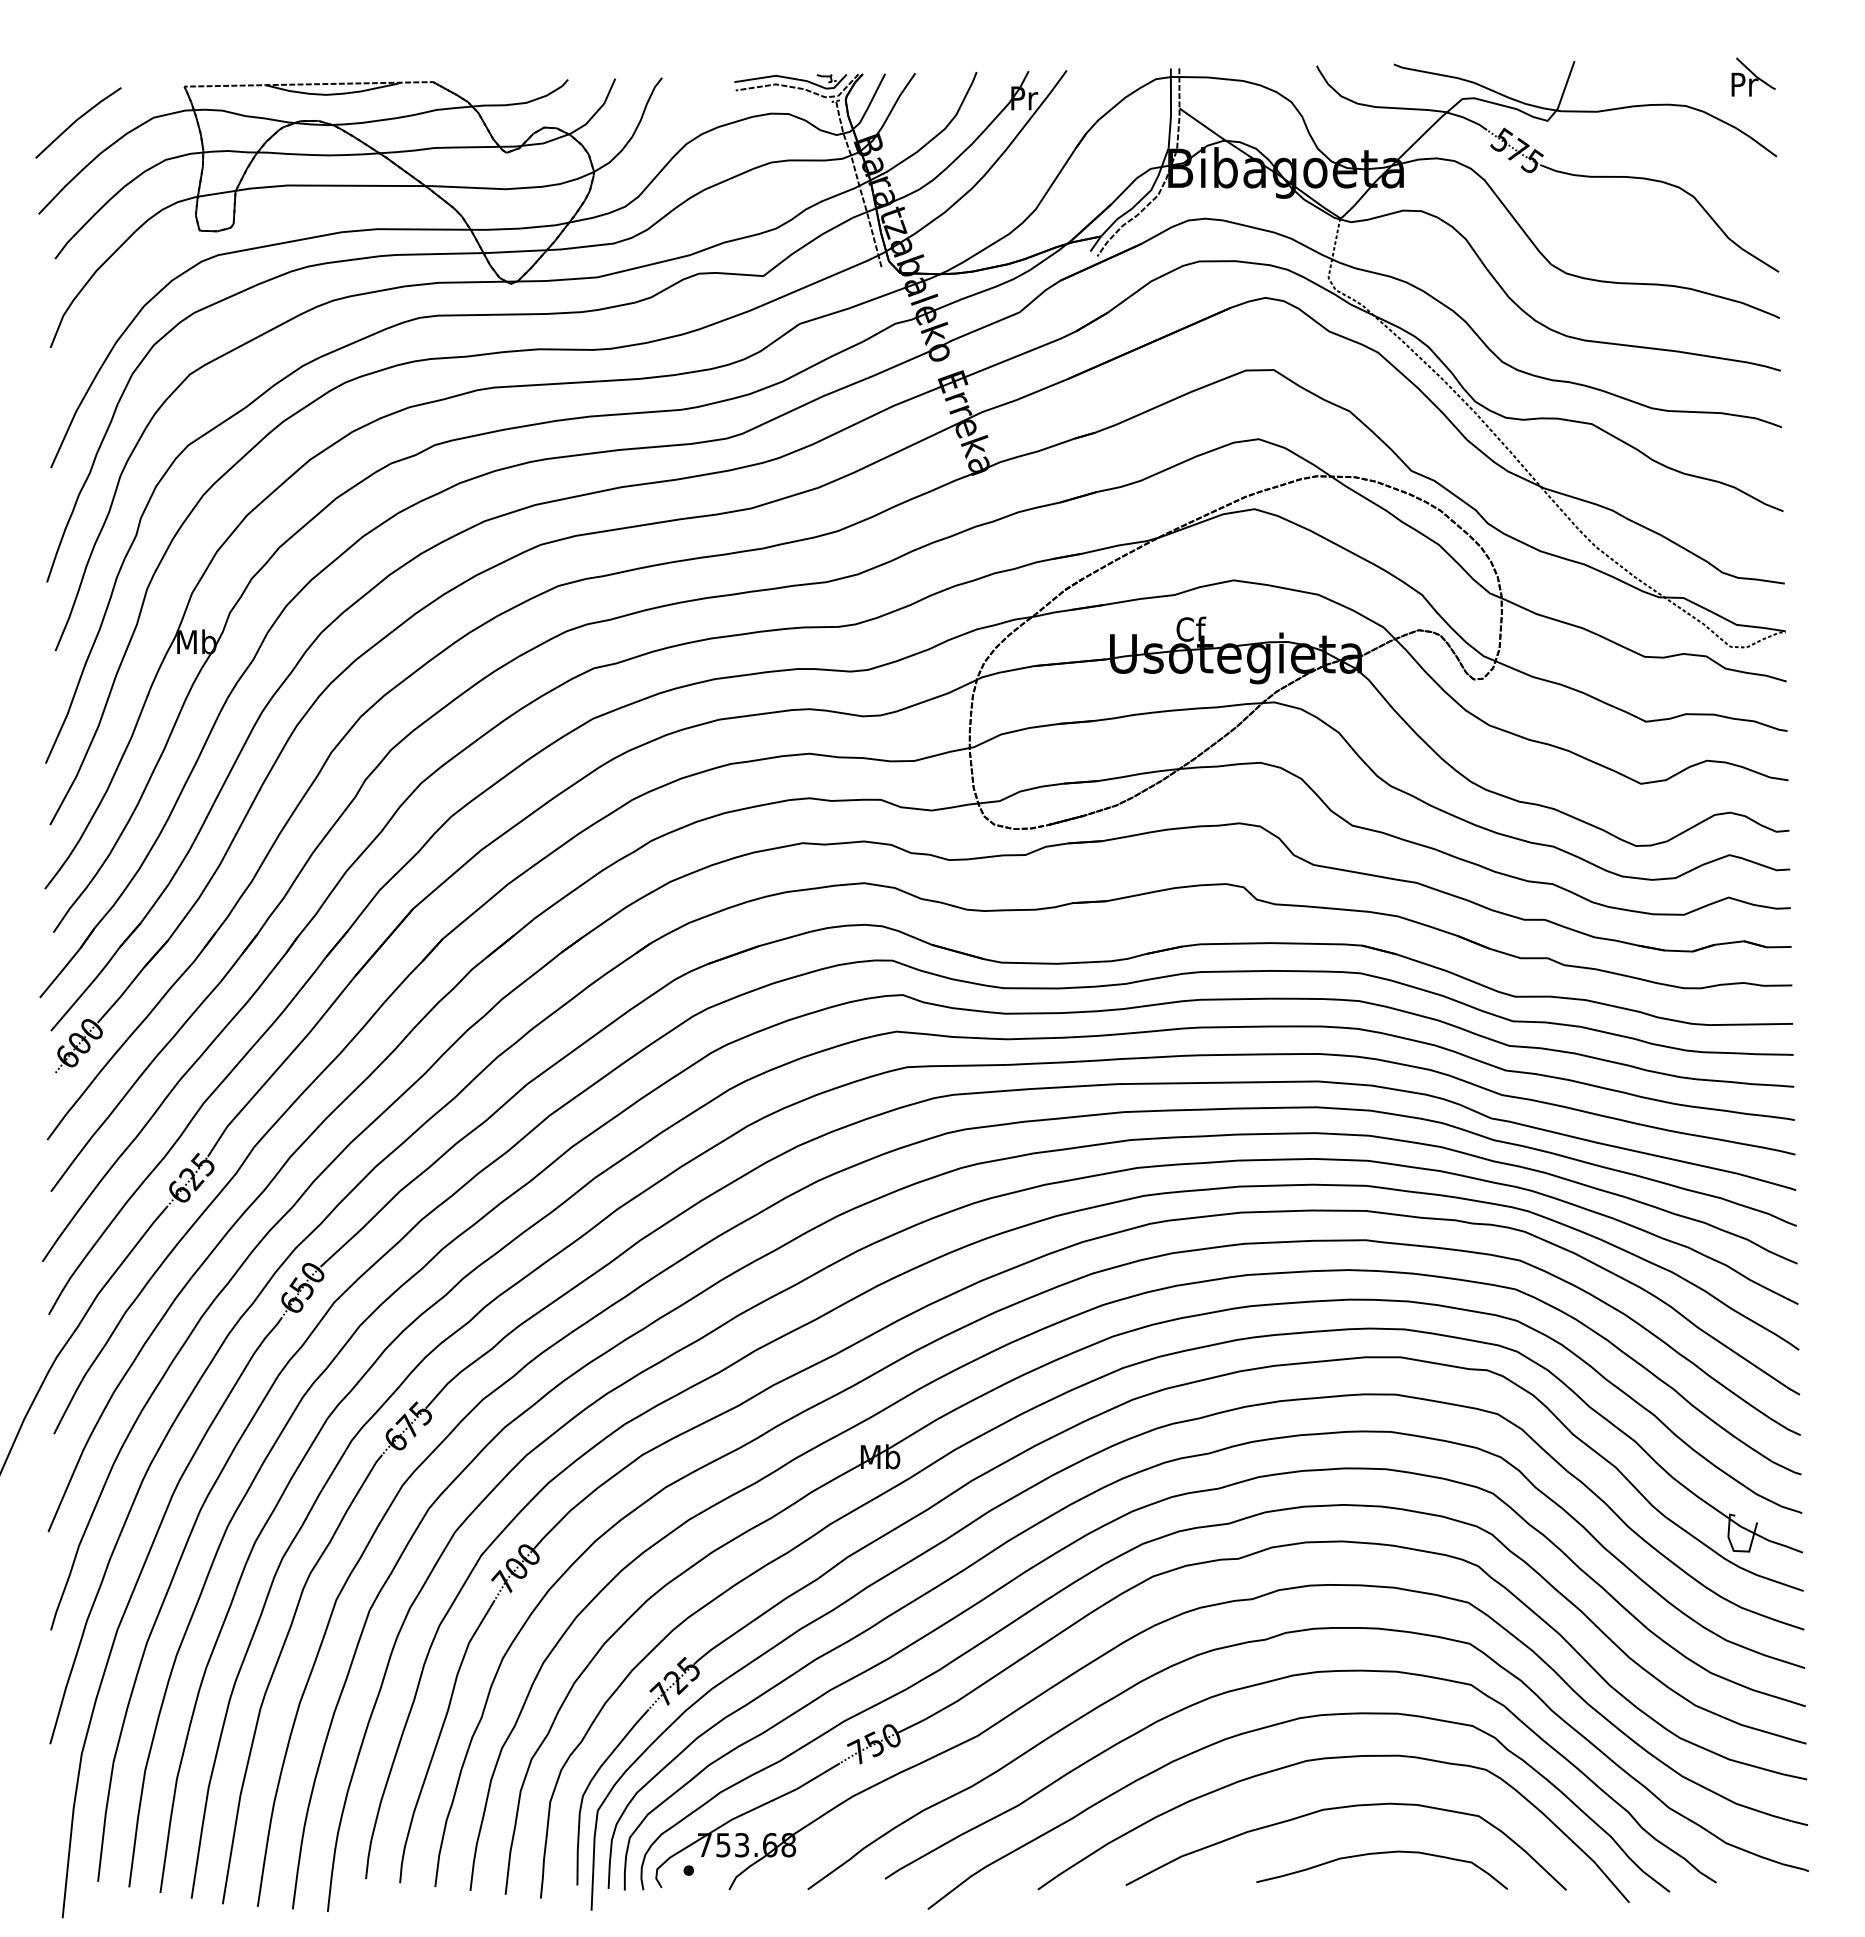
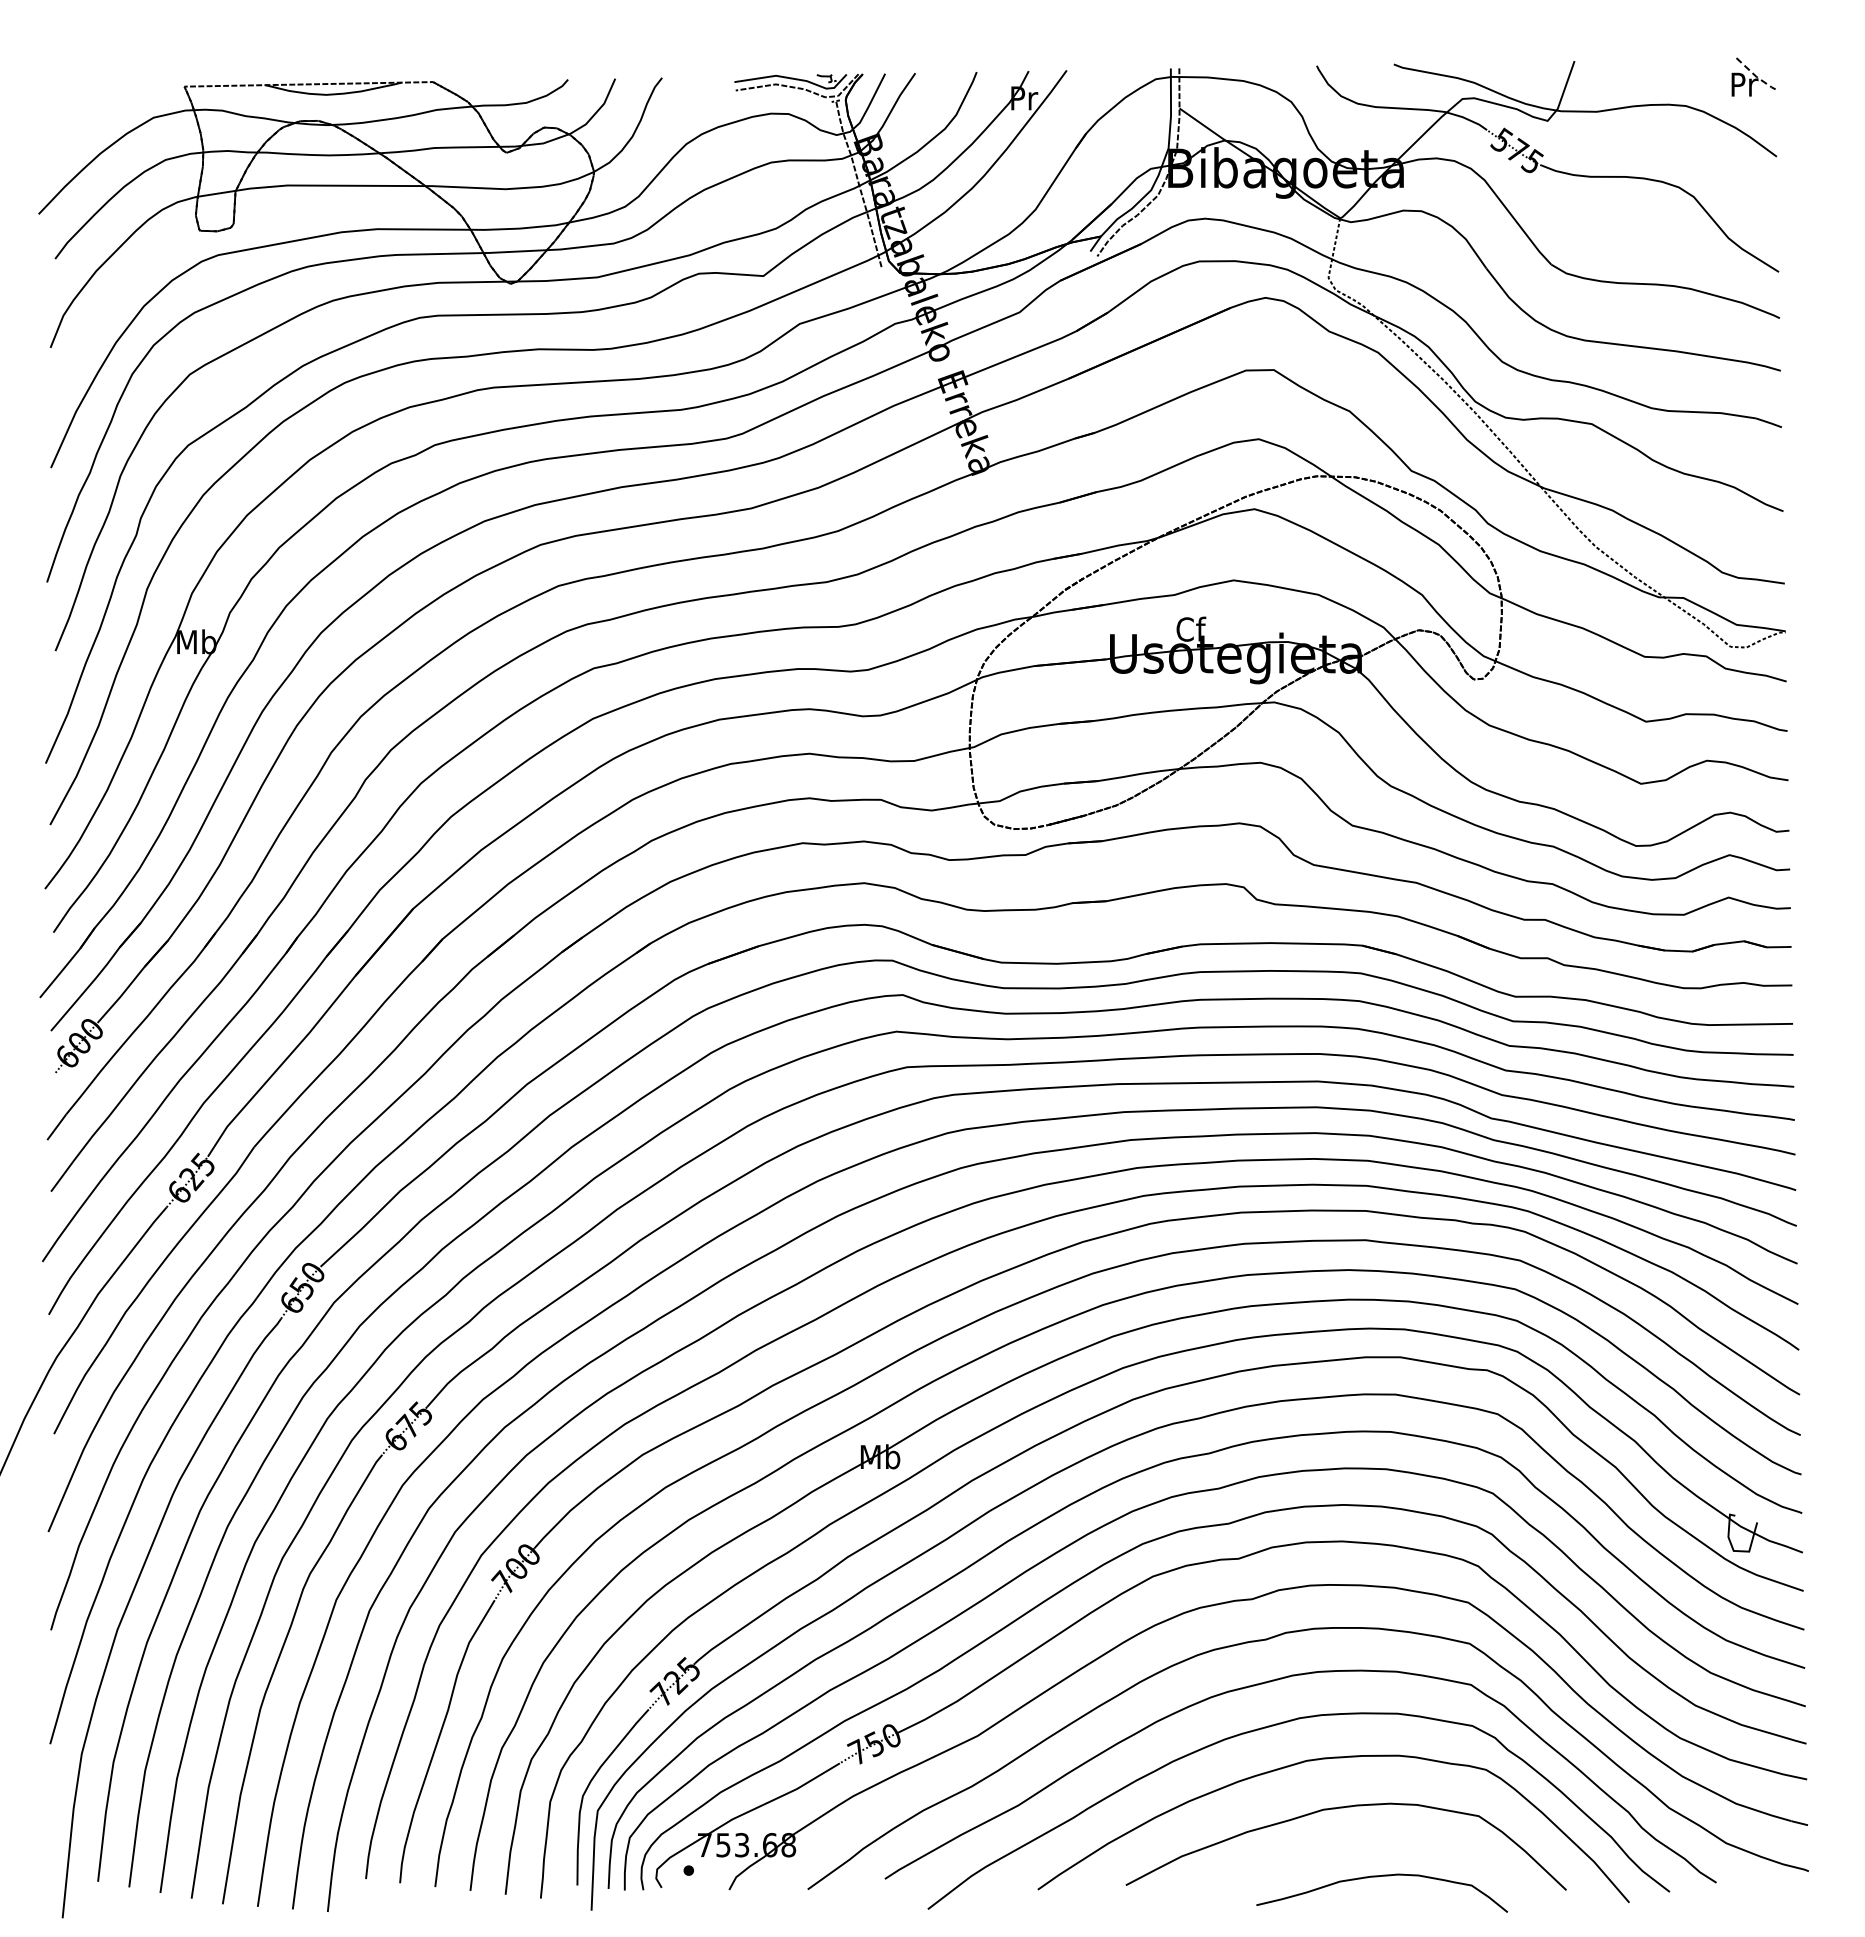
line: solid -> dashed (1755, 76)
line: present -> none (78, 120)
curve position: (1378, 1854) -> (1378, 1877) (1378, 1877)
